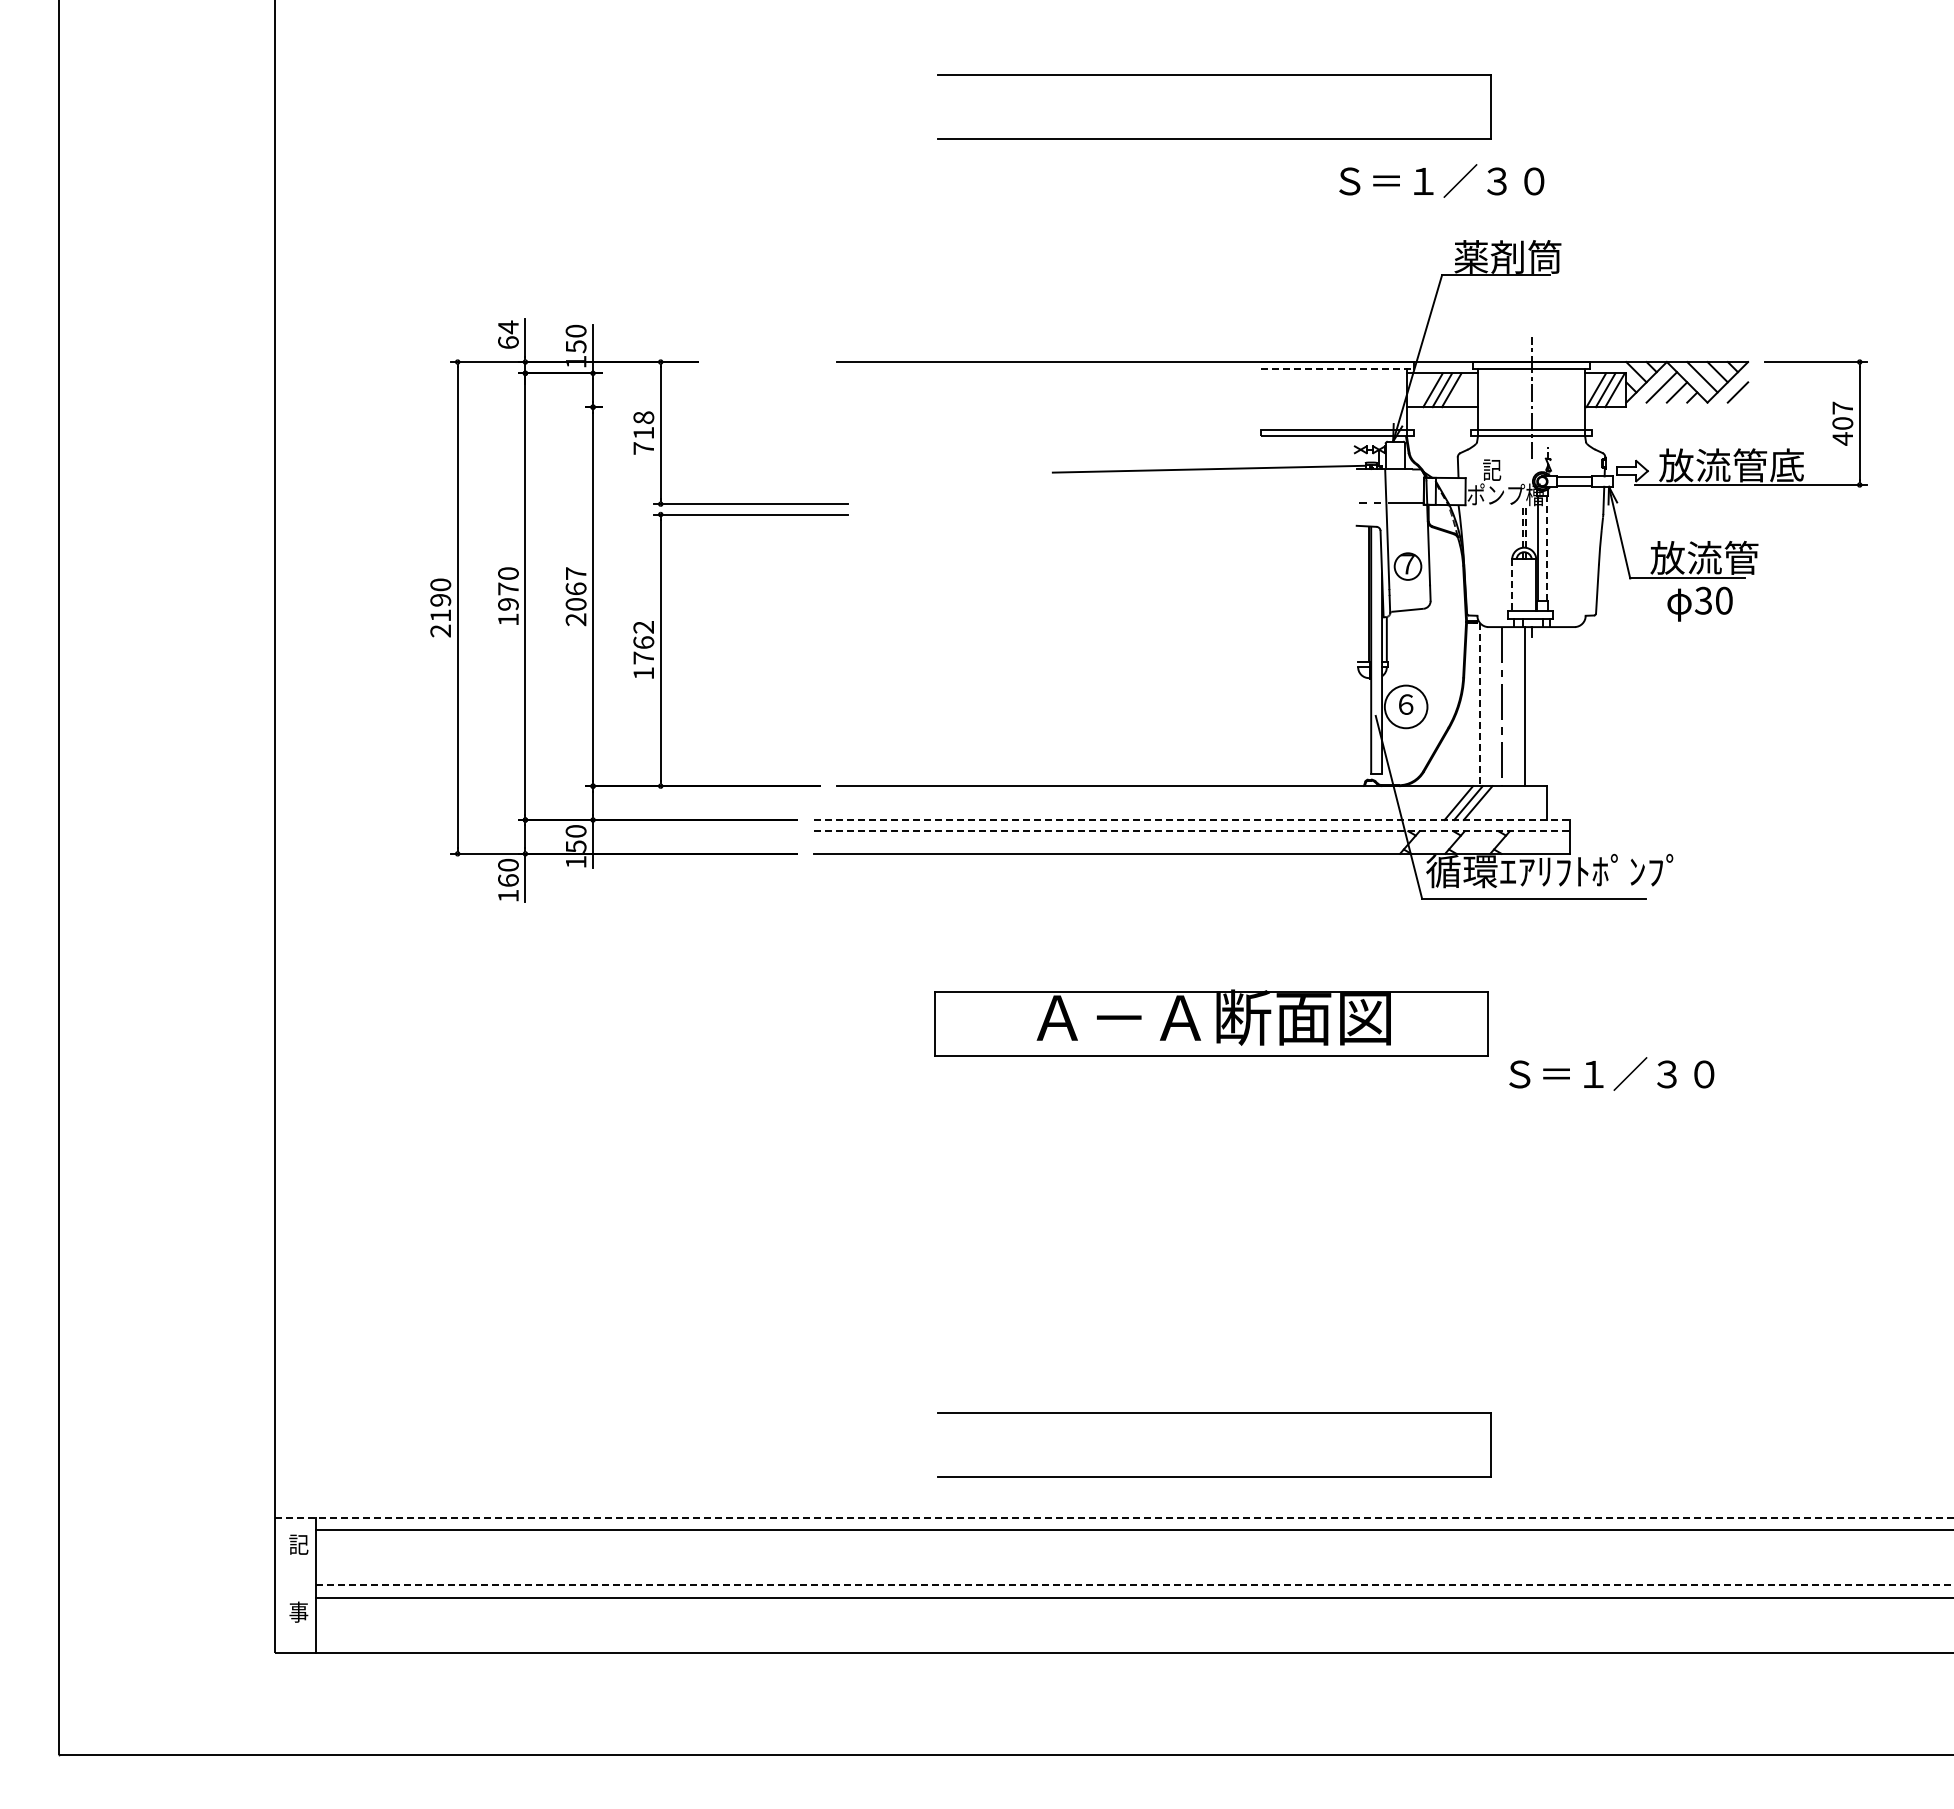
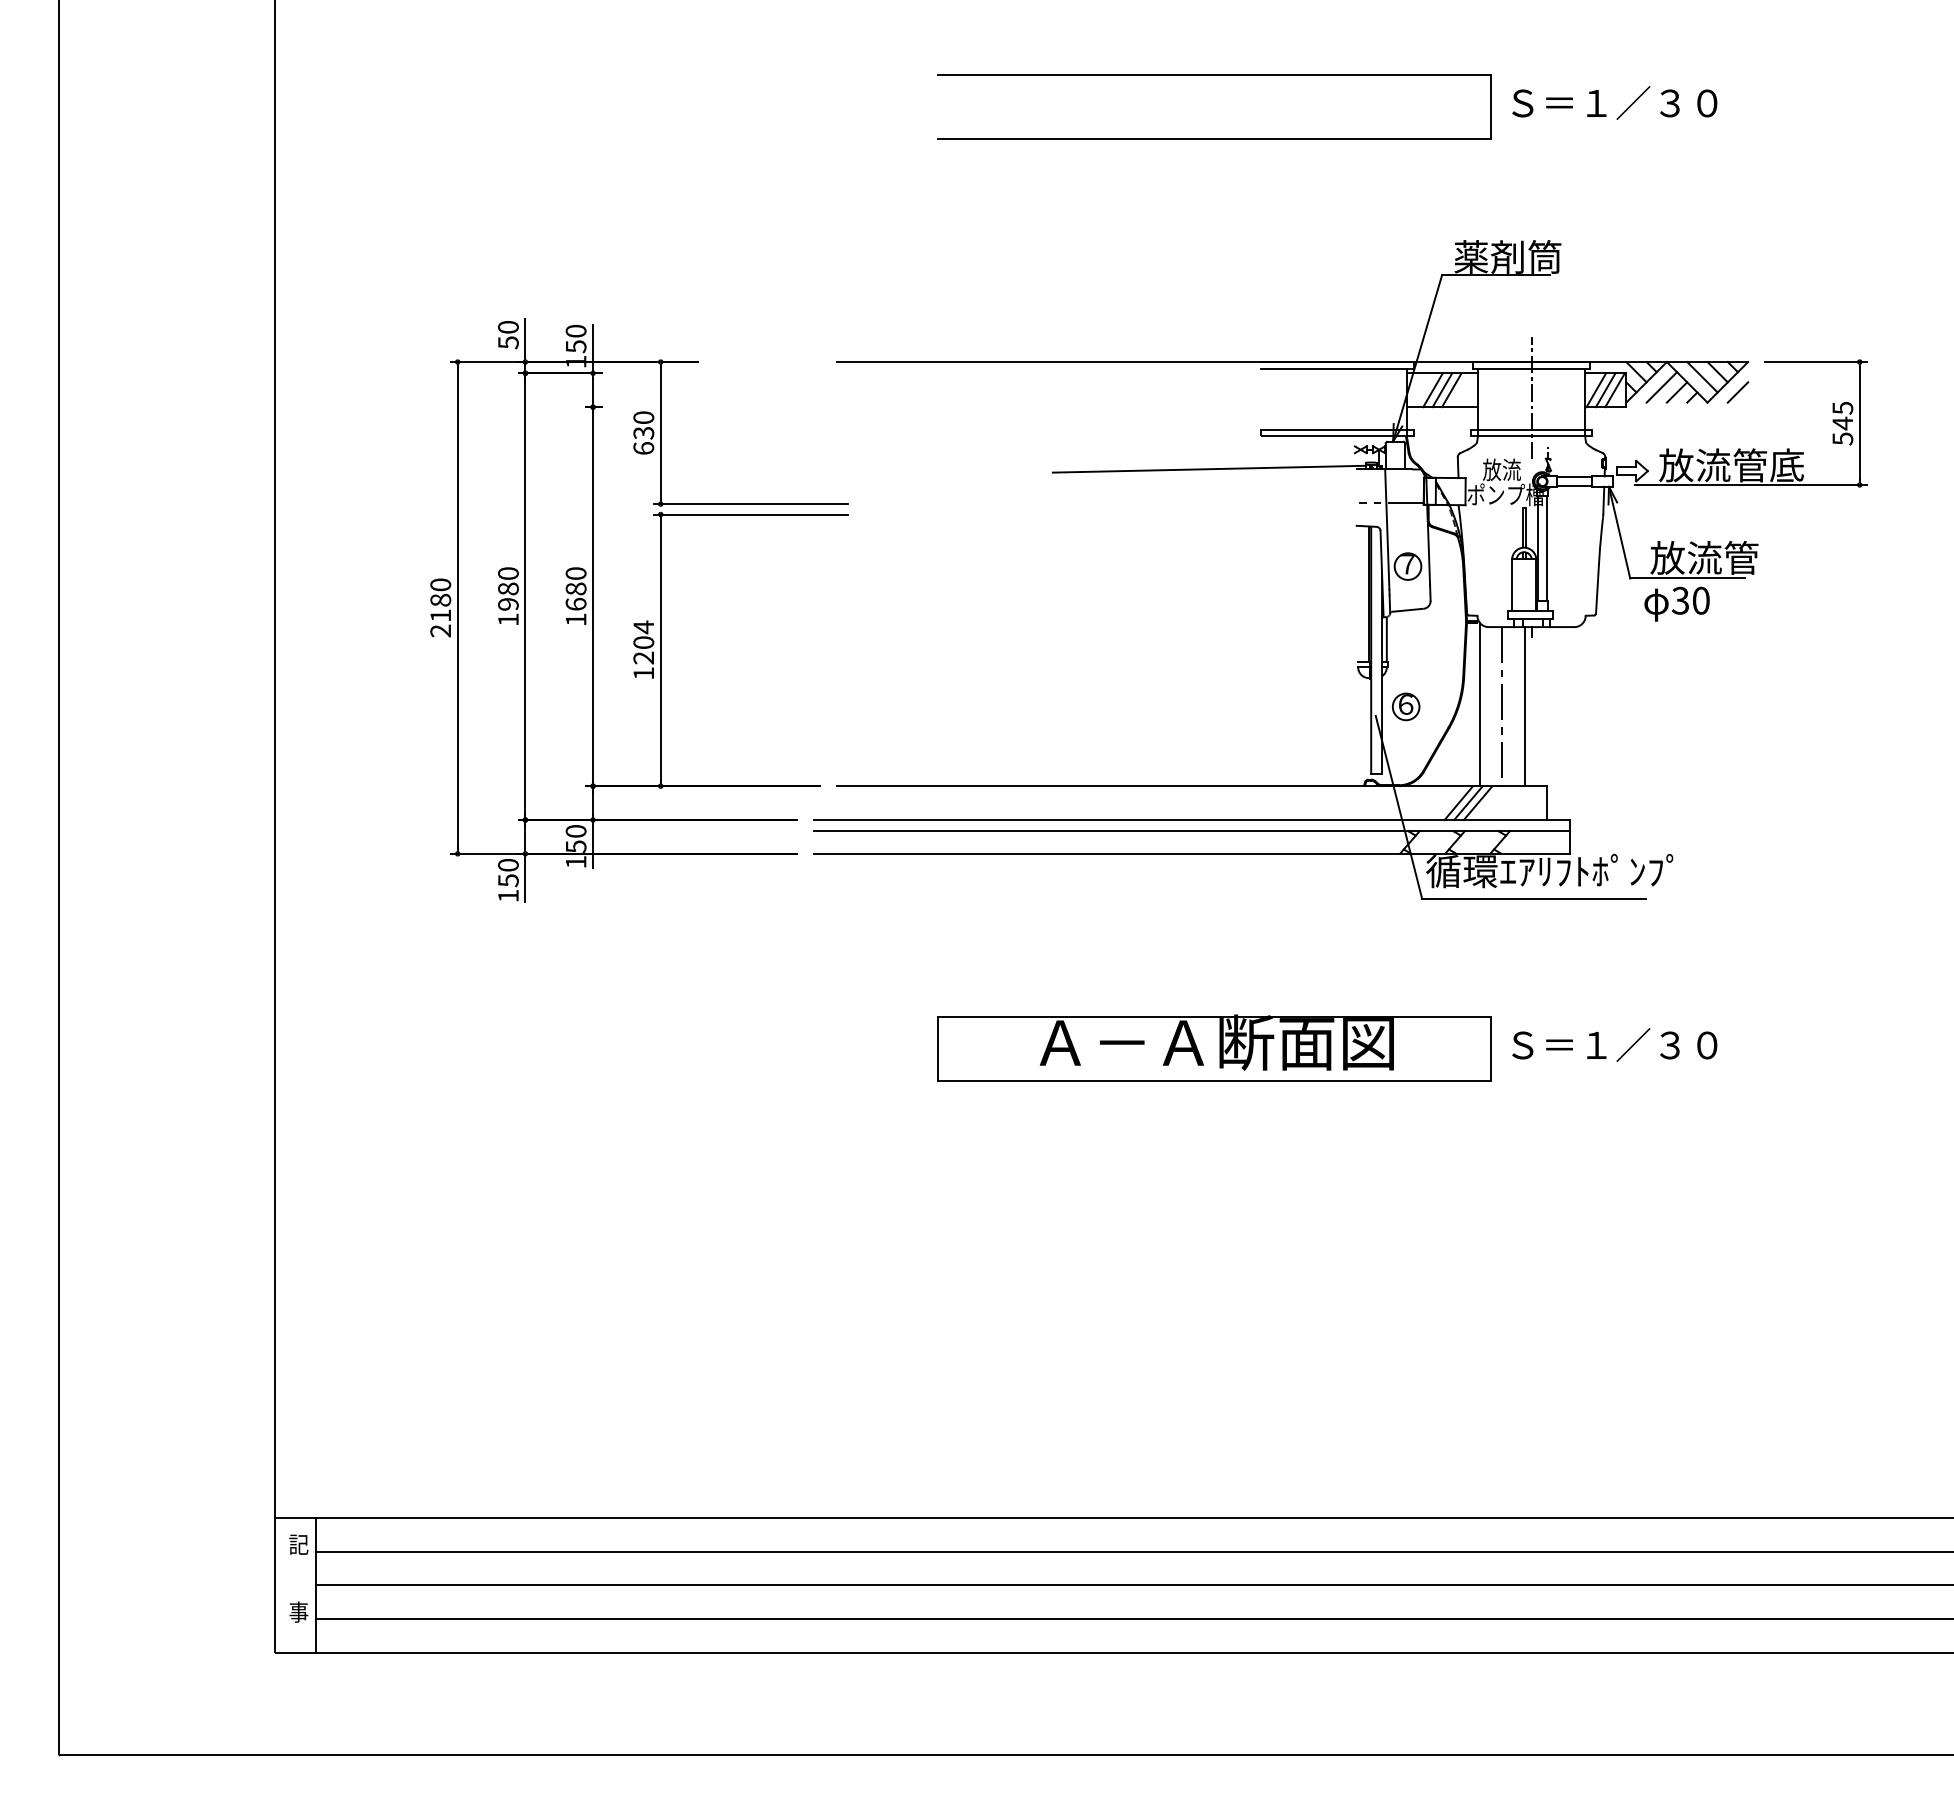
text position: (1441, 180) -> (1614, 102) (1614, 102)
text: 64 -> 50 (508, 334)
line: dashed -> solid (1337, 368)
text: 407 -> 545 (1842, 423)
text: 718 -> 630 (643, 432)
text: 記 -> 放流 (1501, 469)
line: dashed -> solid (1524, 507)
line: dashed -> solid (1546, 548)
line: dashed -> solid (1512, 585)
text: 1970 -> 1980 (508, 588)
text: 2067 -> 1680 (575, 596)
text: 2190 -> 2180 (440, 599)
text position: (1699, 603) -> (1676, 603) (1676, 603)
text: 1762 -> 1204 (643, 642)
line: dashed -> solid (1479, 704)
circle diameter: 43 px -> 27 px (1405, 706)
line: dashed -> solid (1192, 820)
line: dashed -> solid (1192, 831)
text: 160 -> 150 (508, 880)
part position: (1211, 1022) -> (1214, 1047) (1214, 1047)
text position: (1611, 1073) -> (1614, 1044) (1614, 1044)
part: present -> none (1214, 1413)
line: dashed -> solid (1114, 1517)
line position: (1132, 1529) -> (1132, 1551) (1132, 1551)
line: dashed -> solid (1134, 1585)
line position: (1132, 1598) -> (1132, 1619) (1132, 1619)
